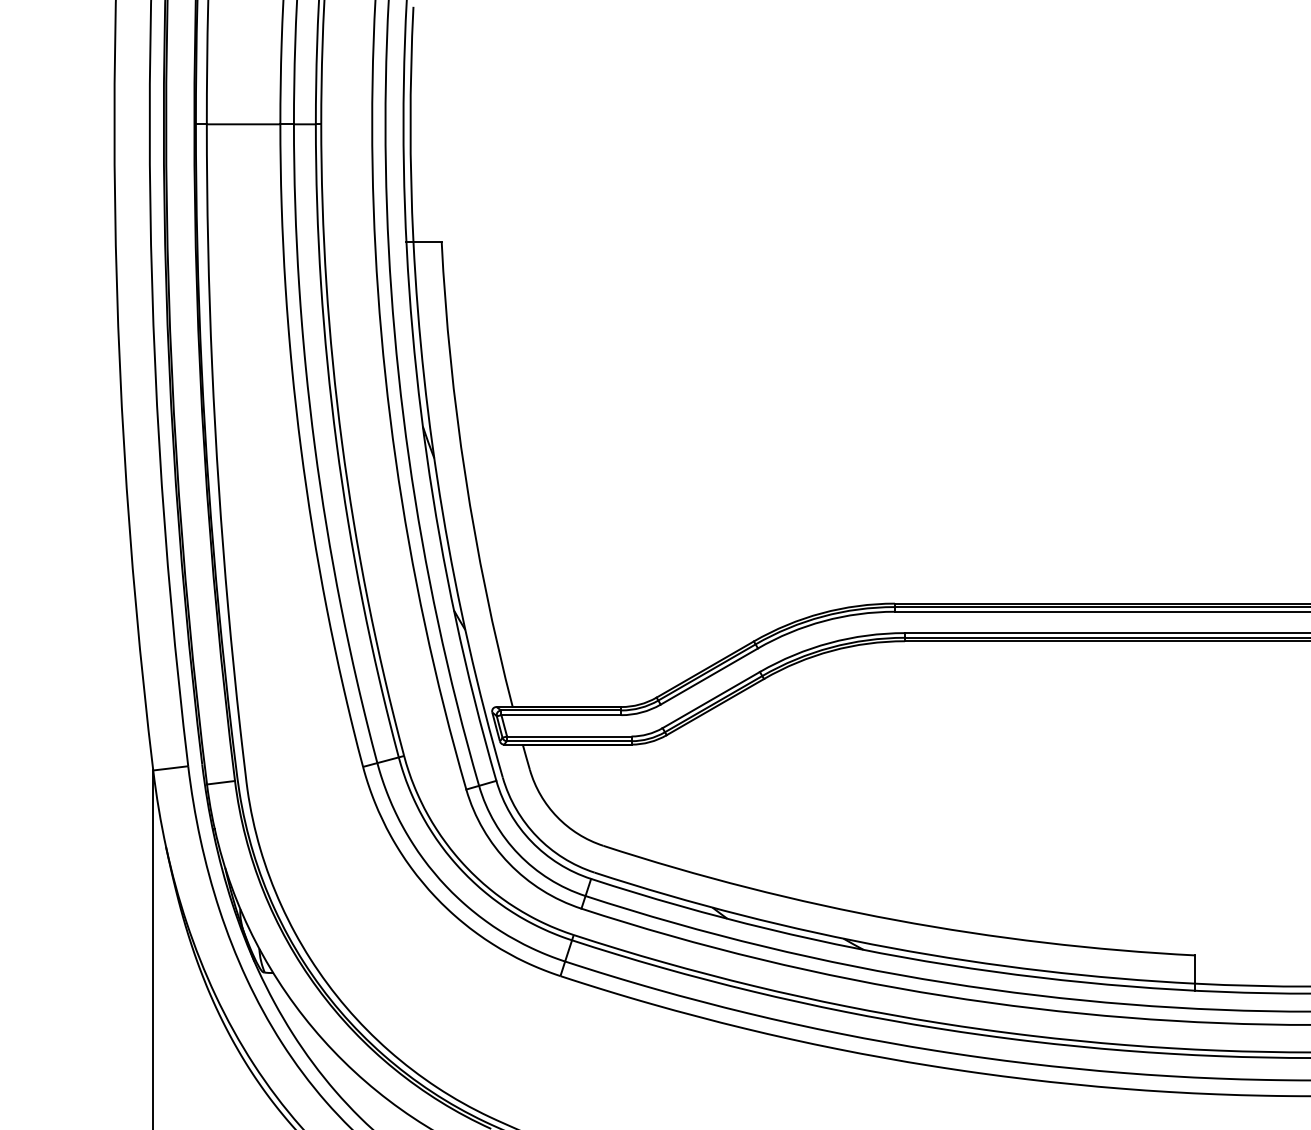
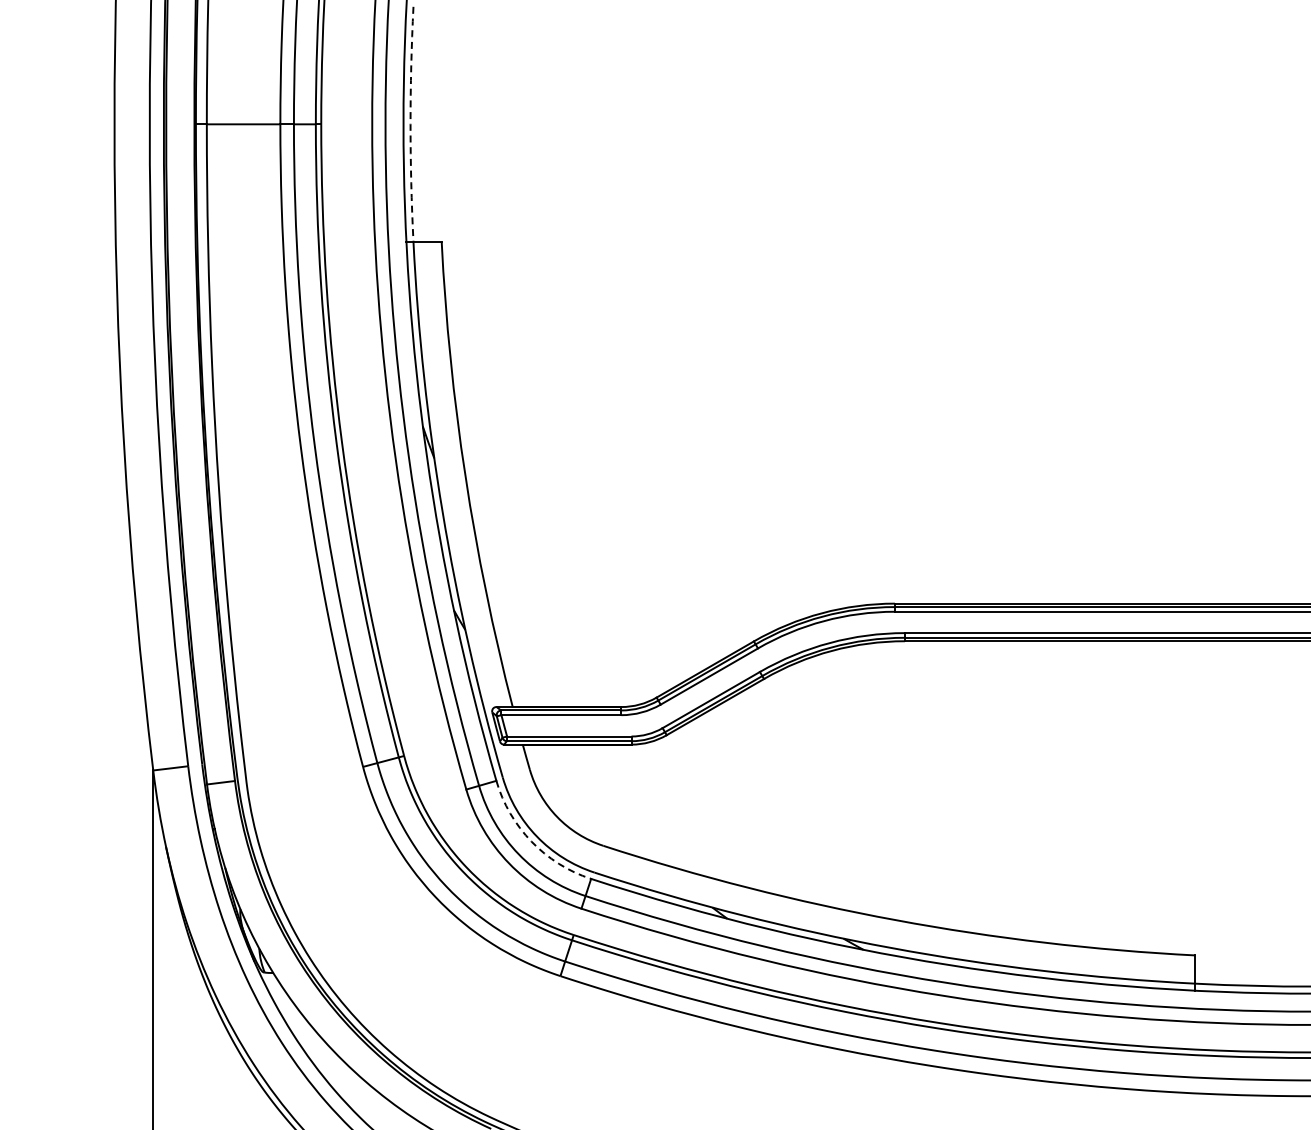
arc: solid -> dashed (410, 124)
arc: solid -> dashed (531, 841)
